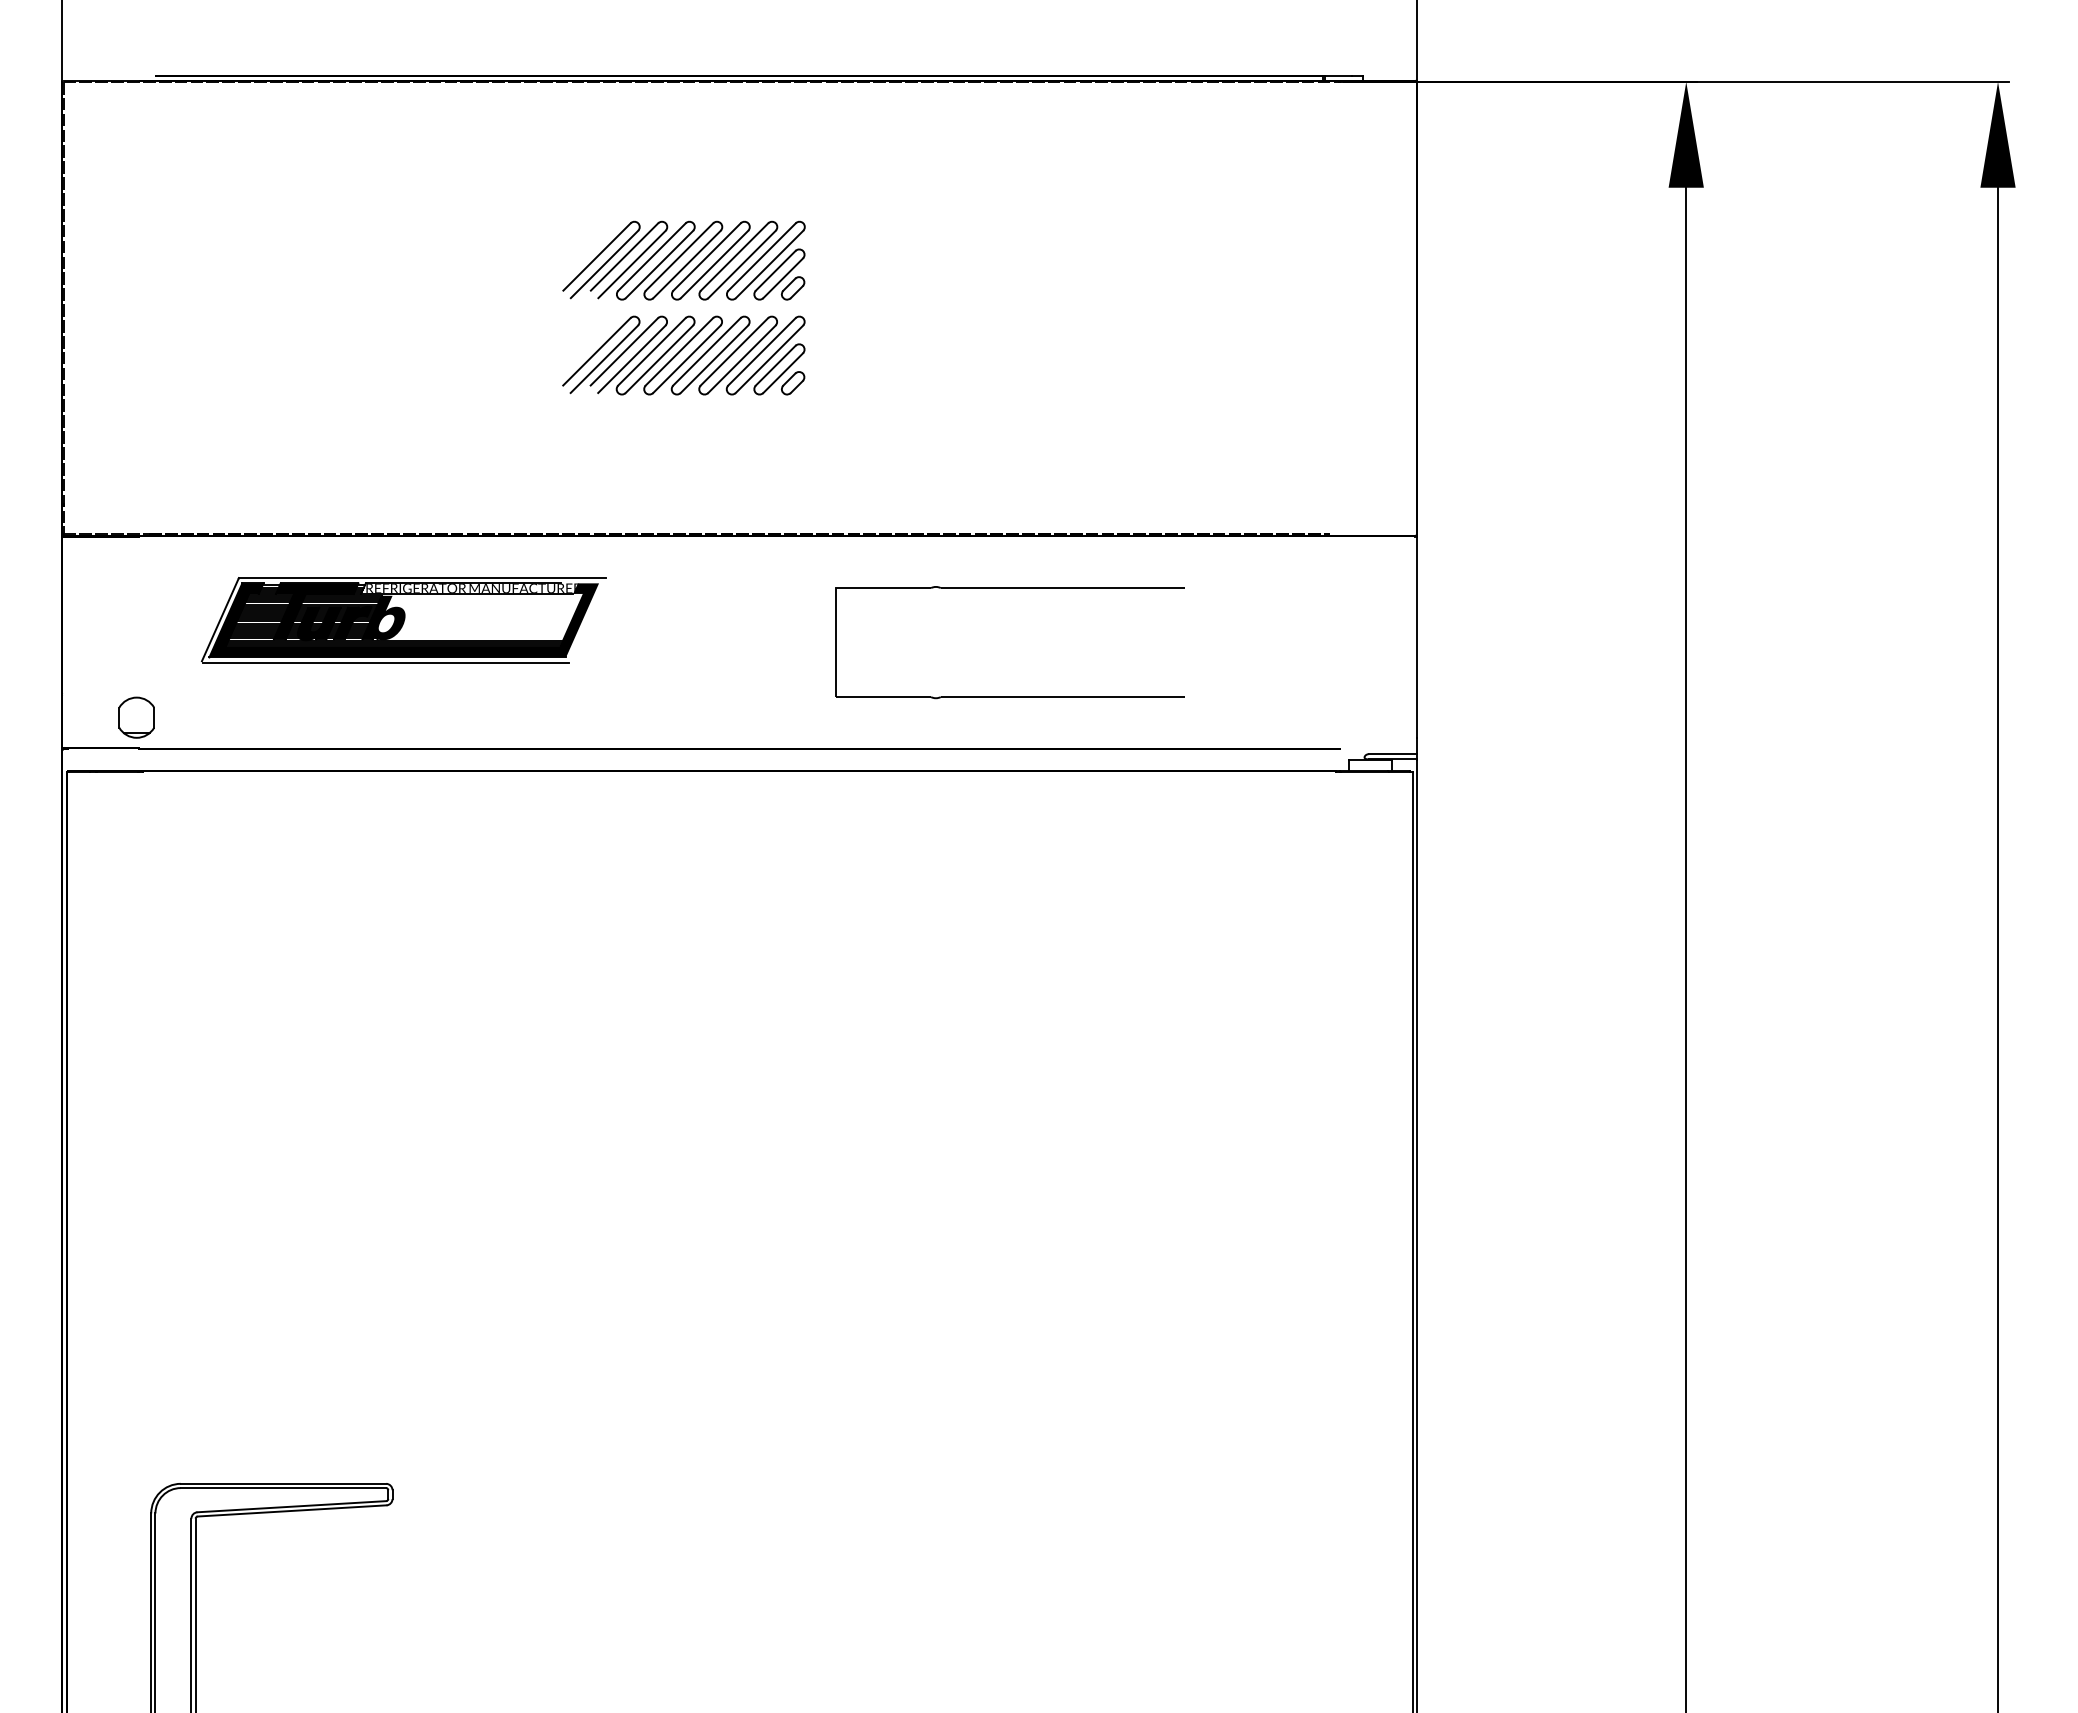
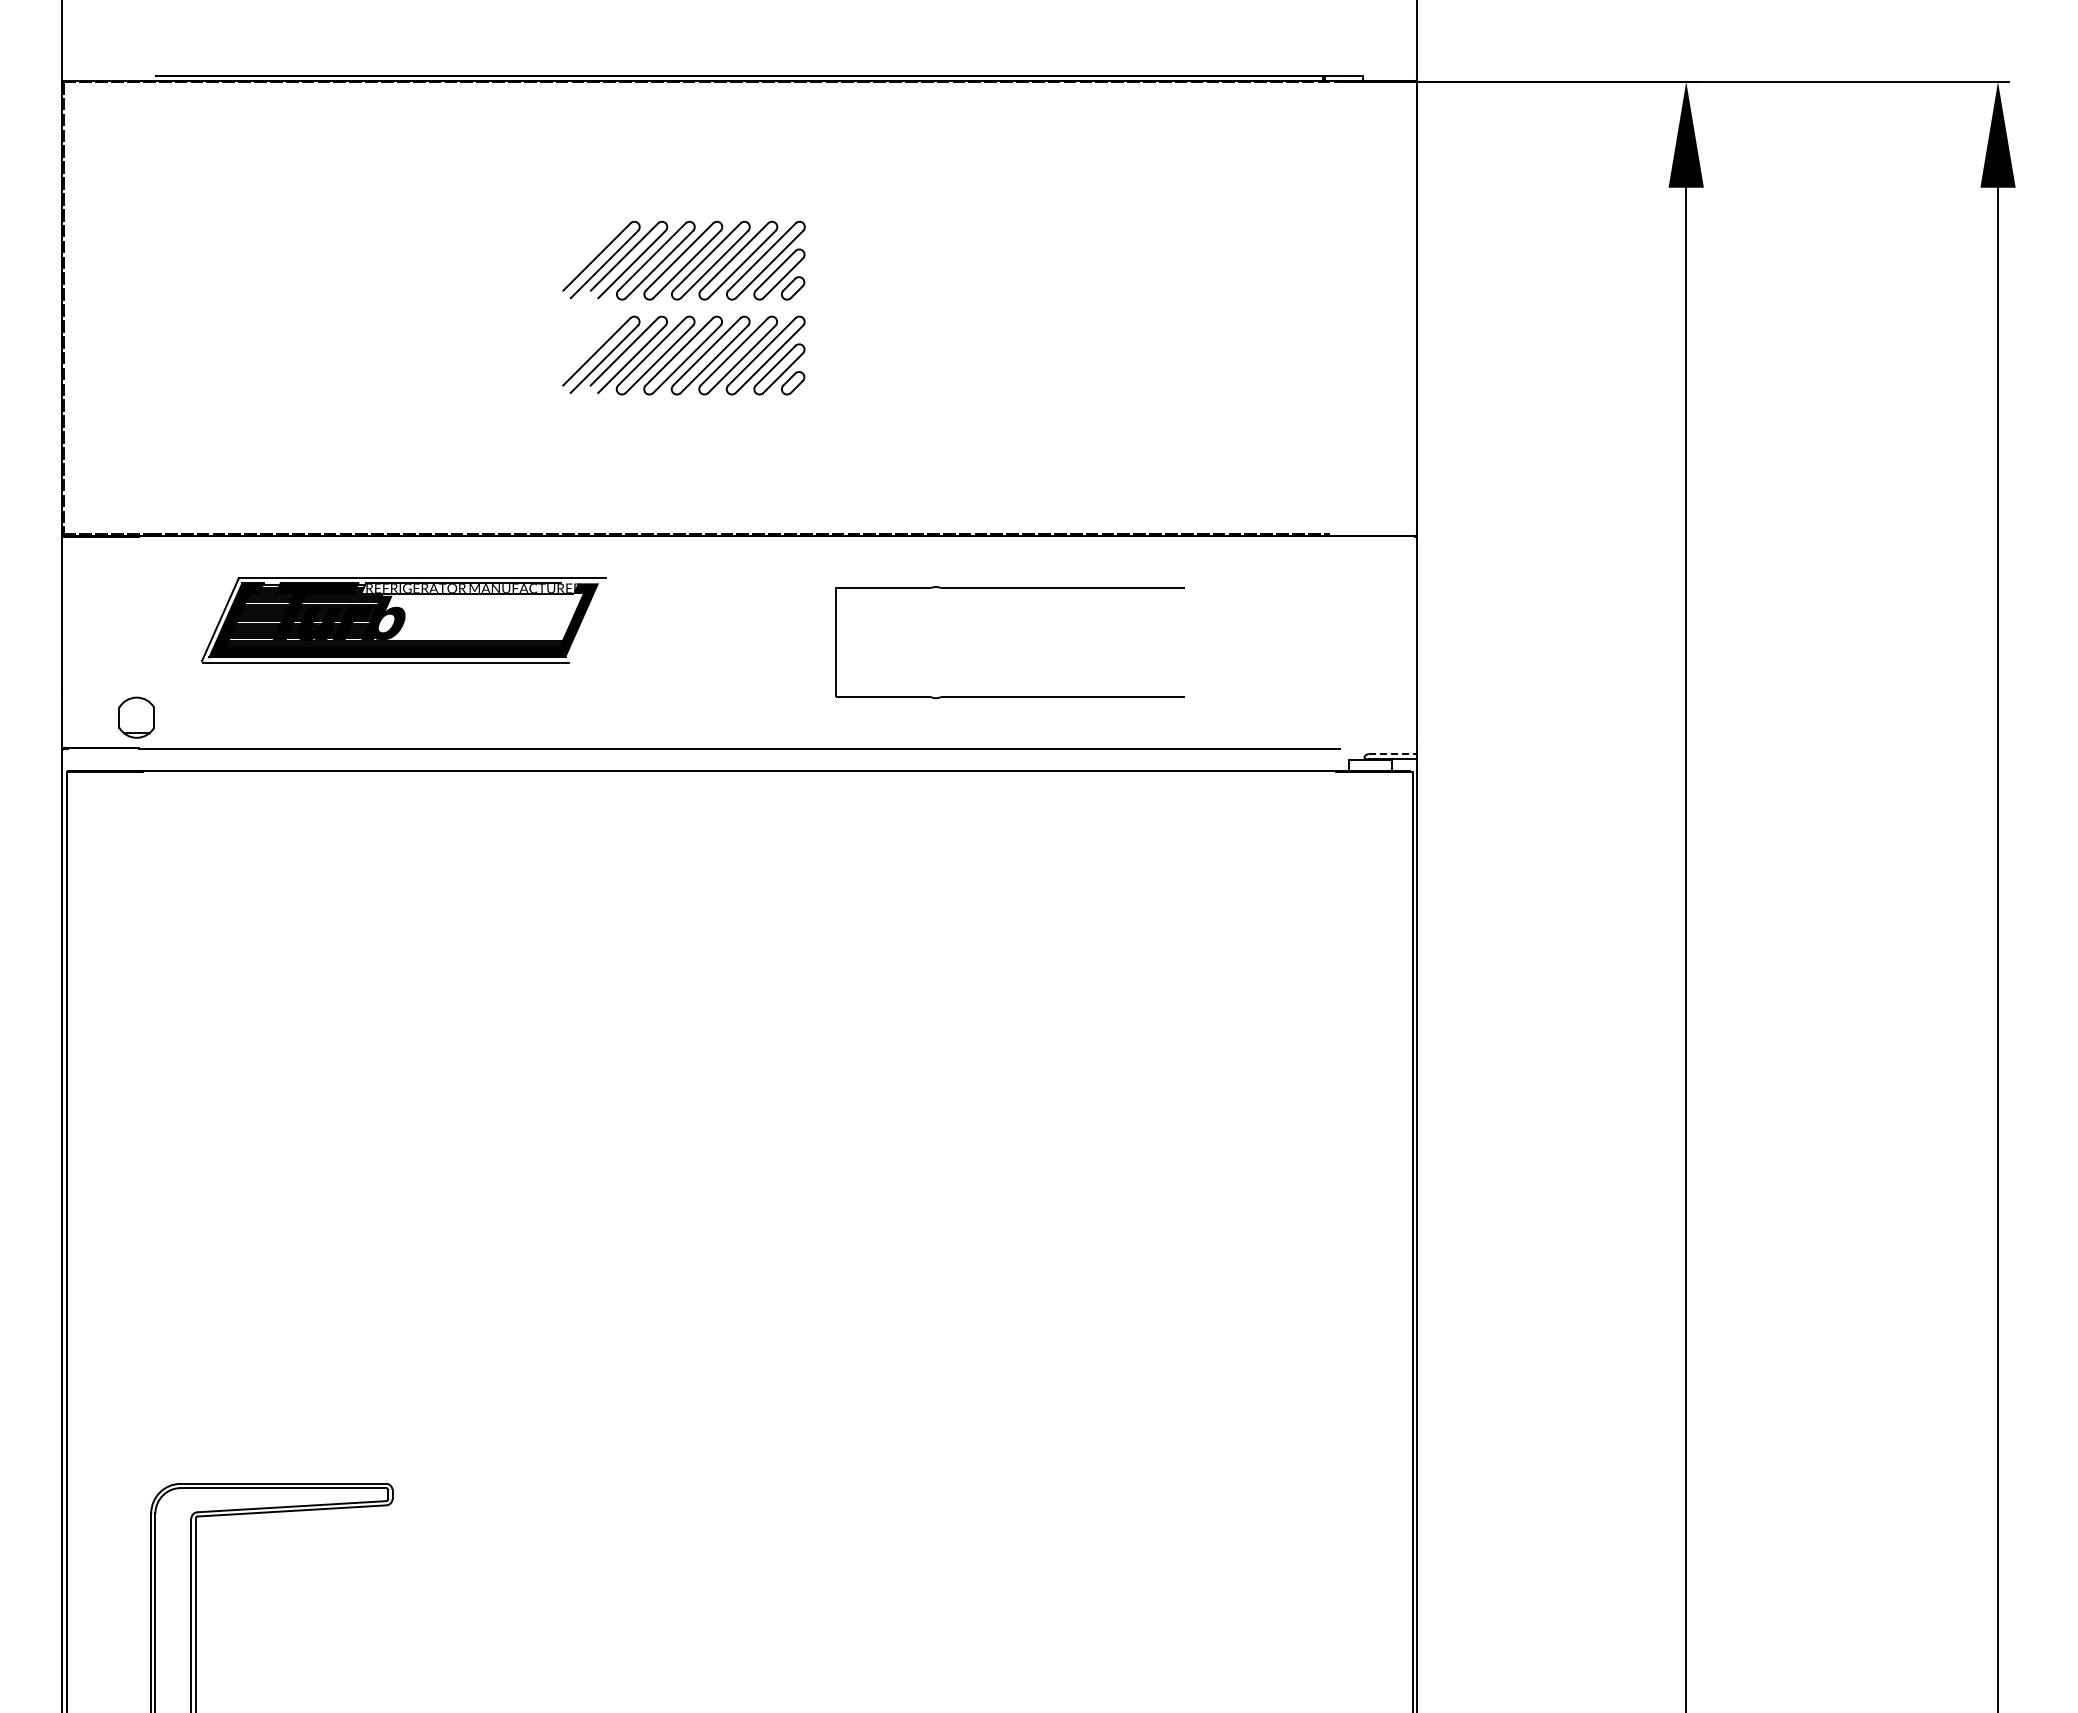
line: solid -> dashed (1393, 754)
